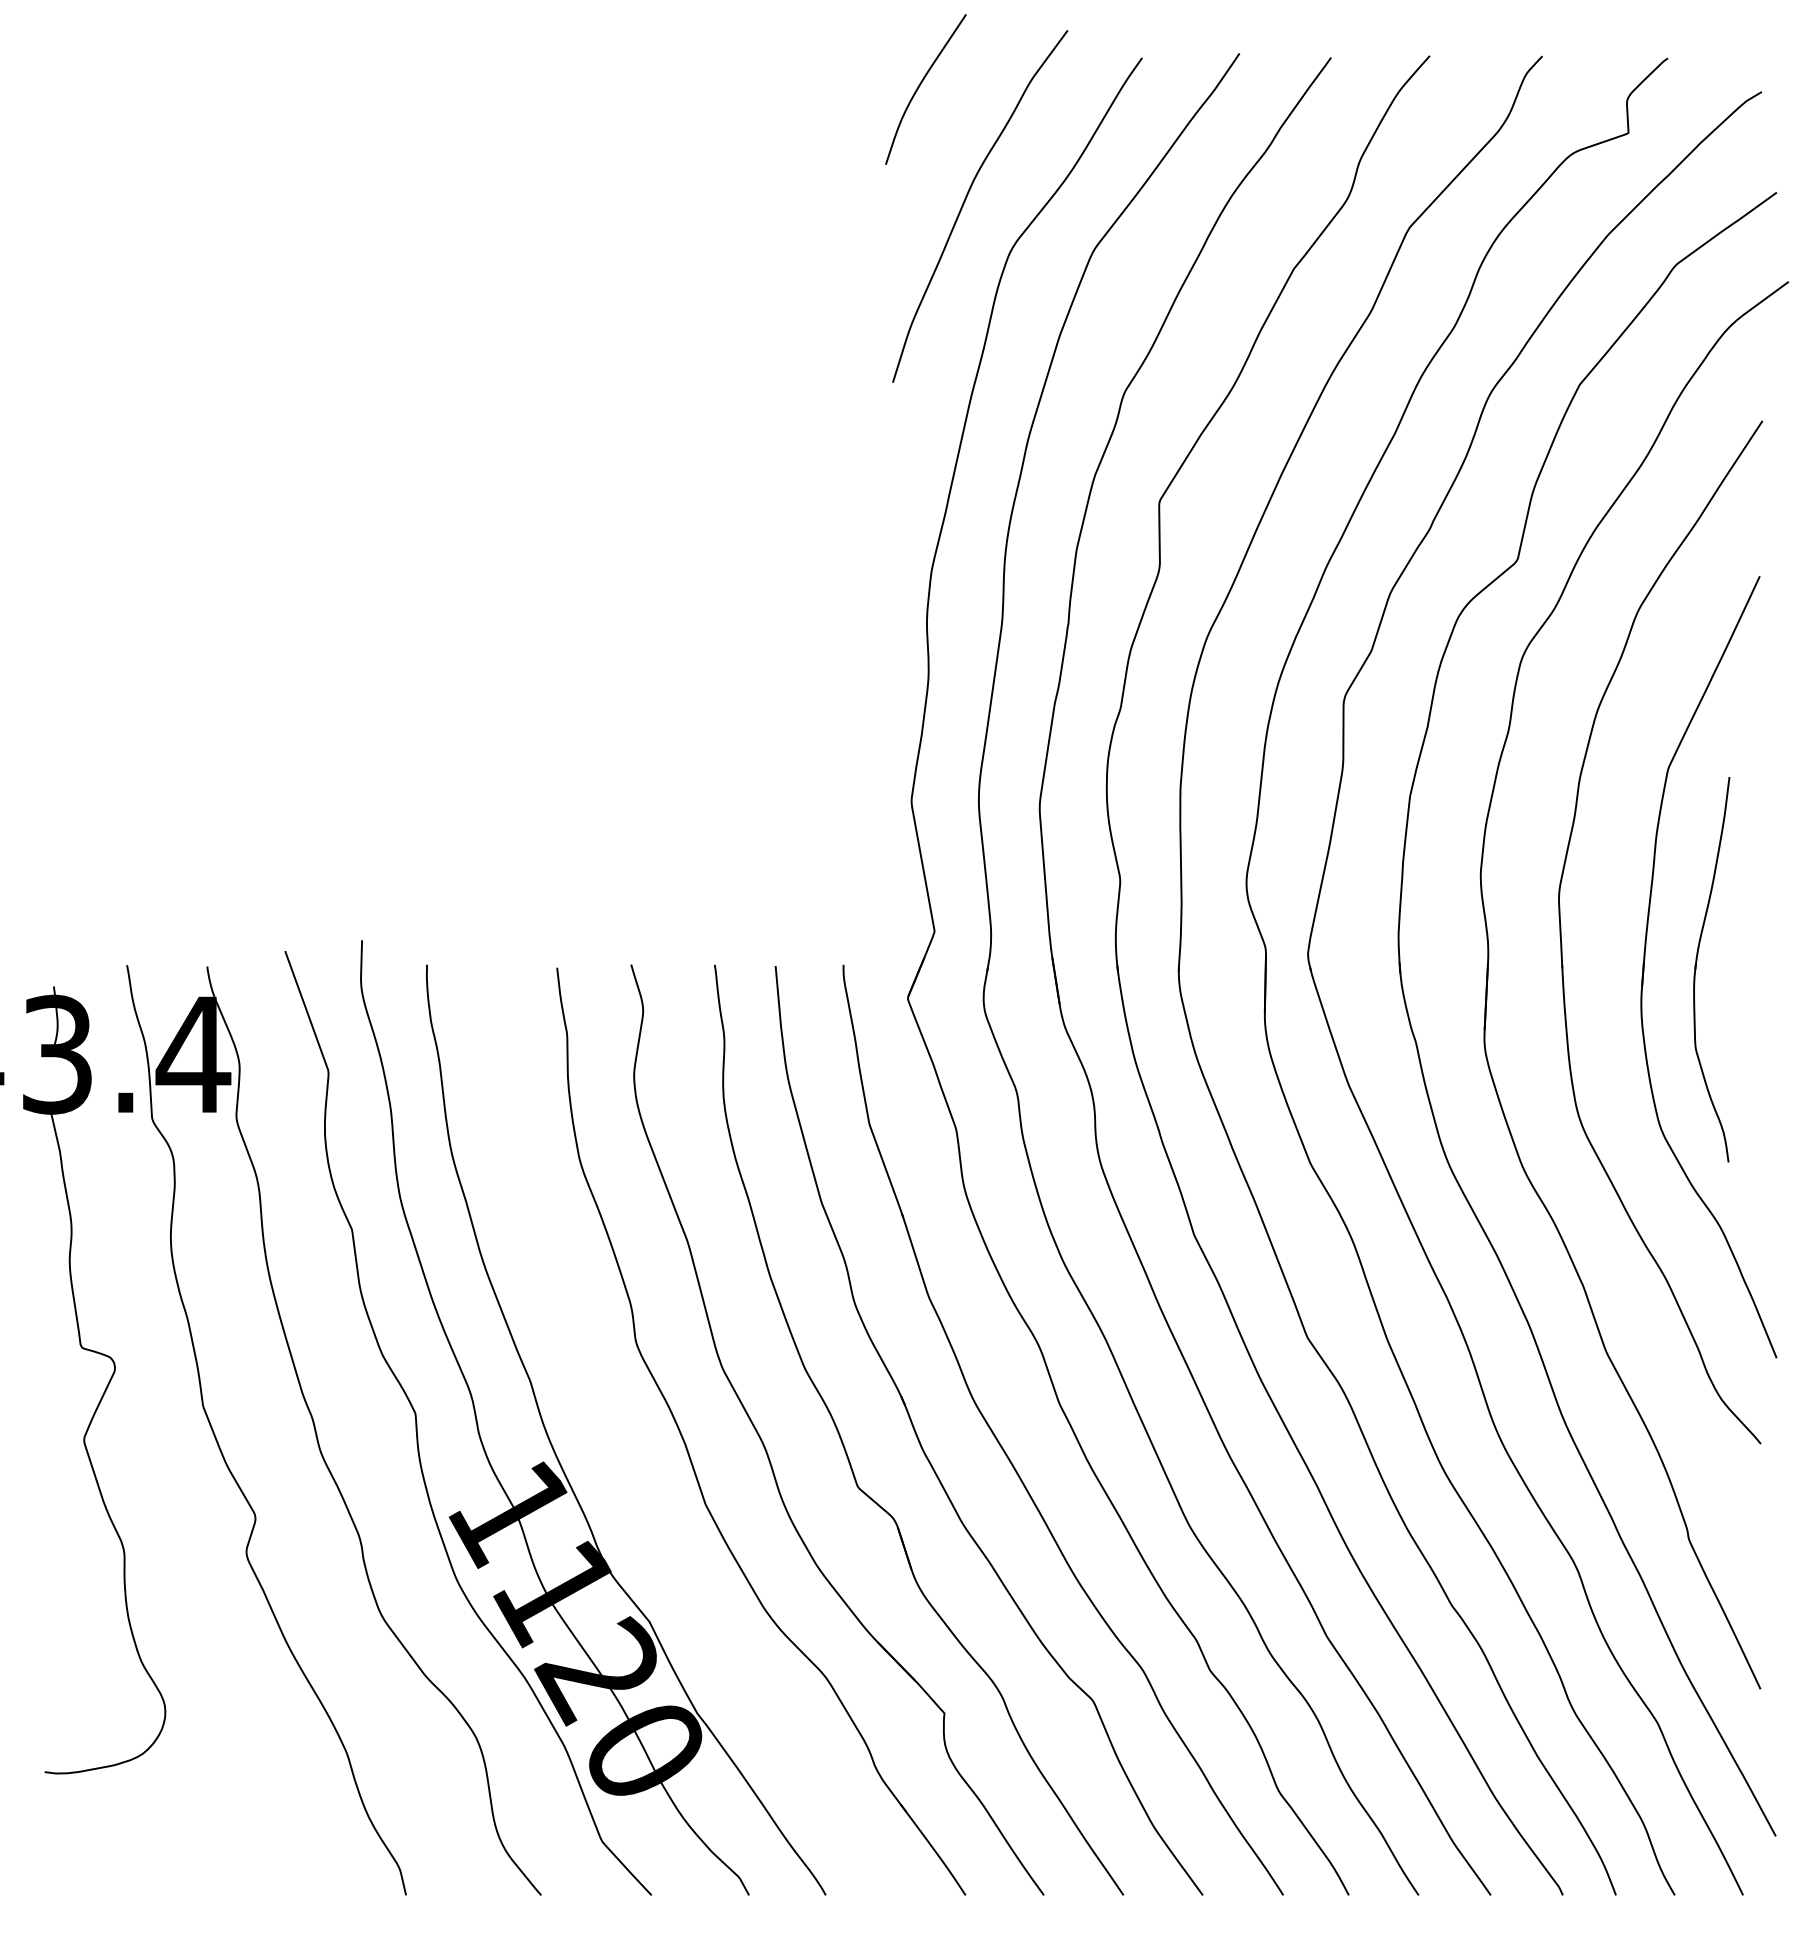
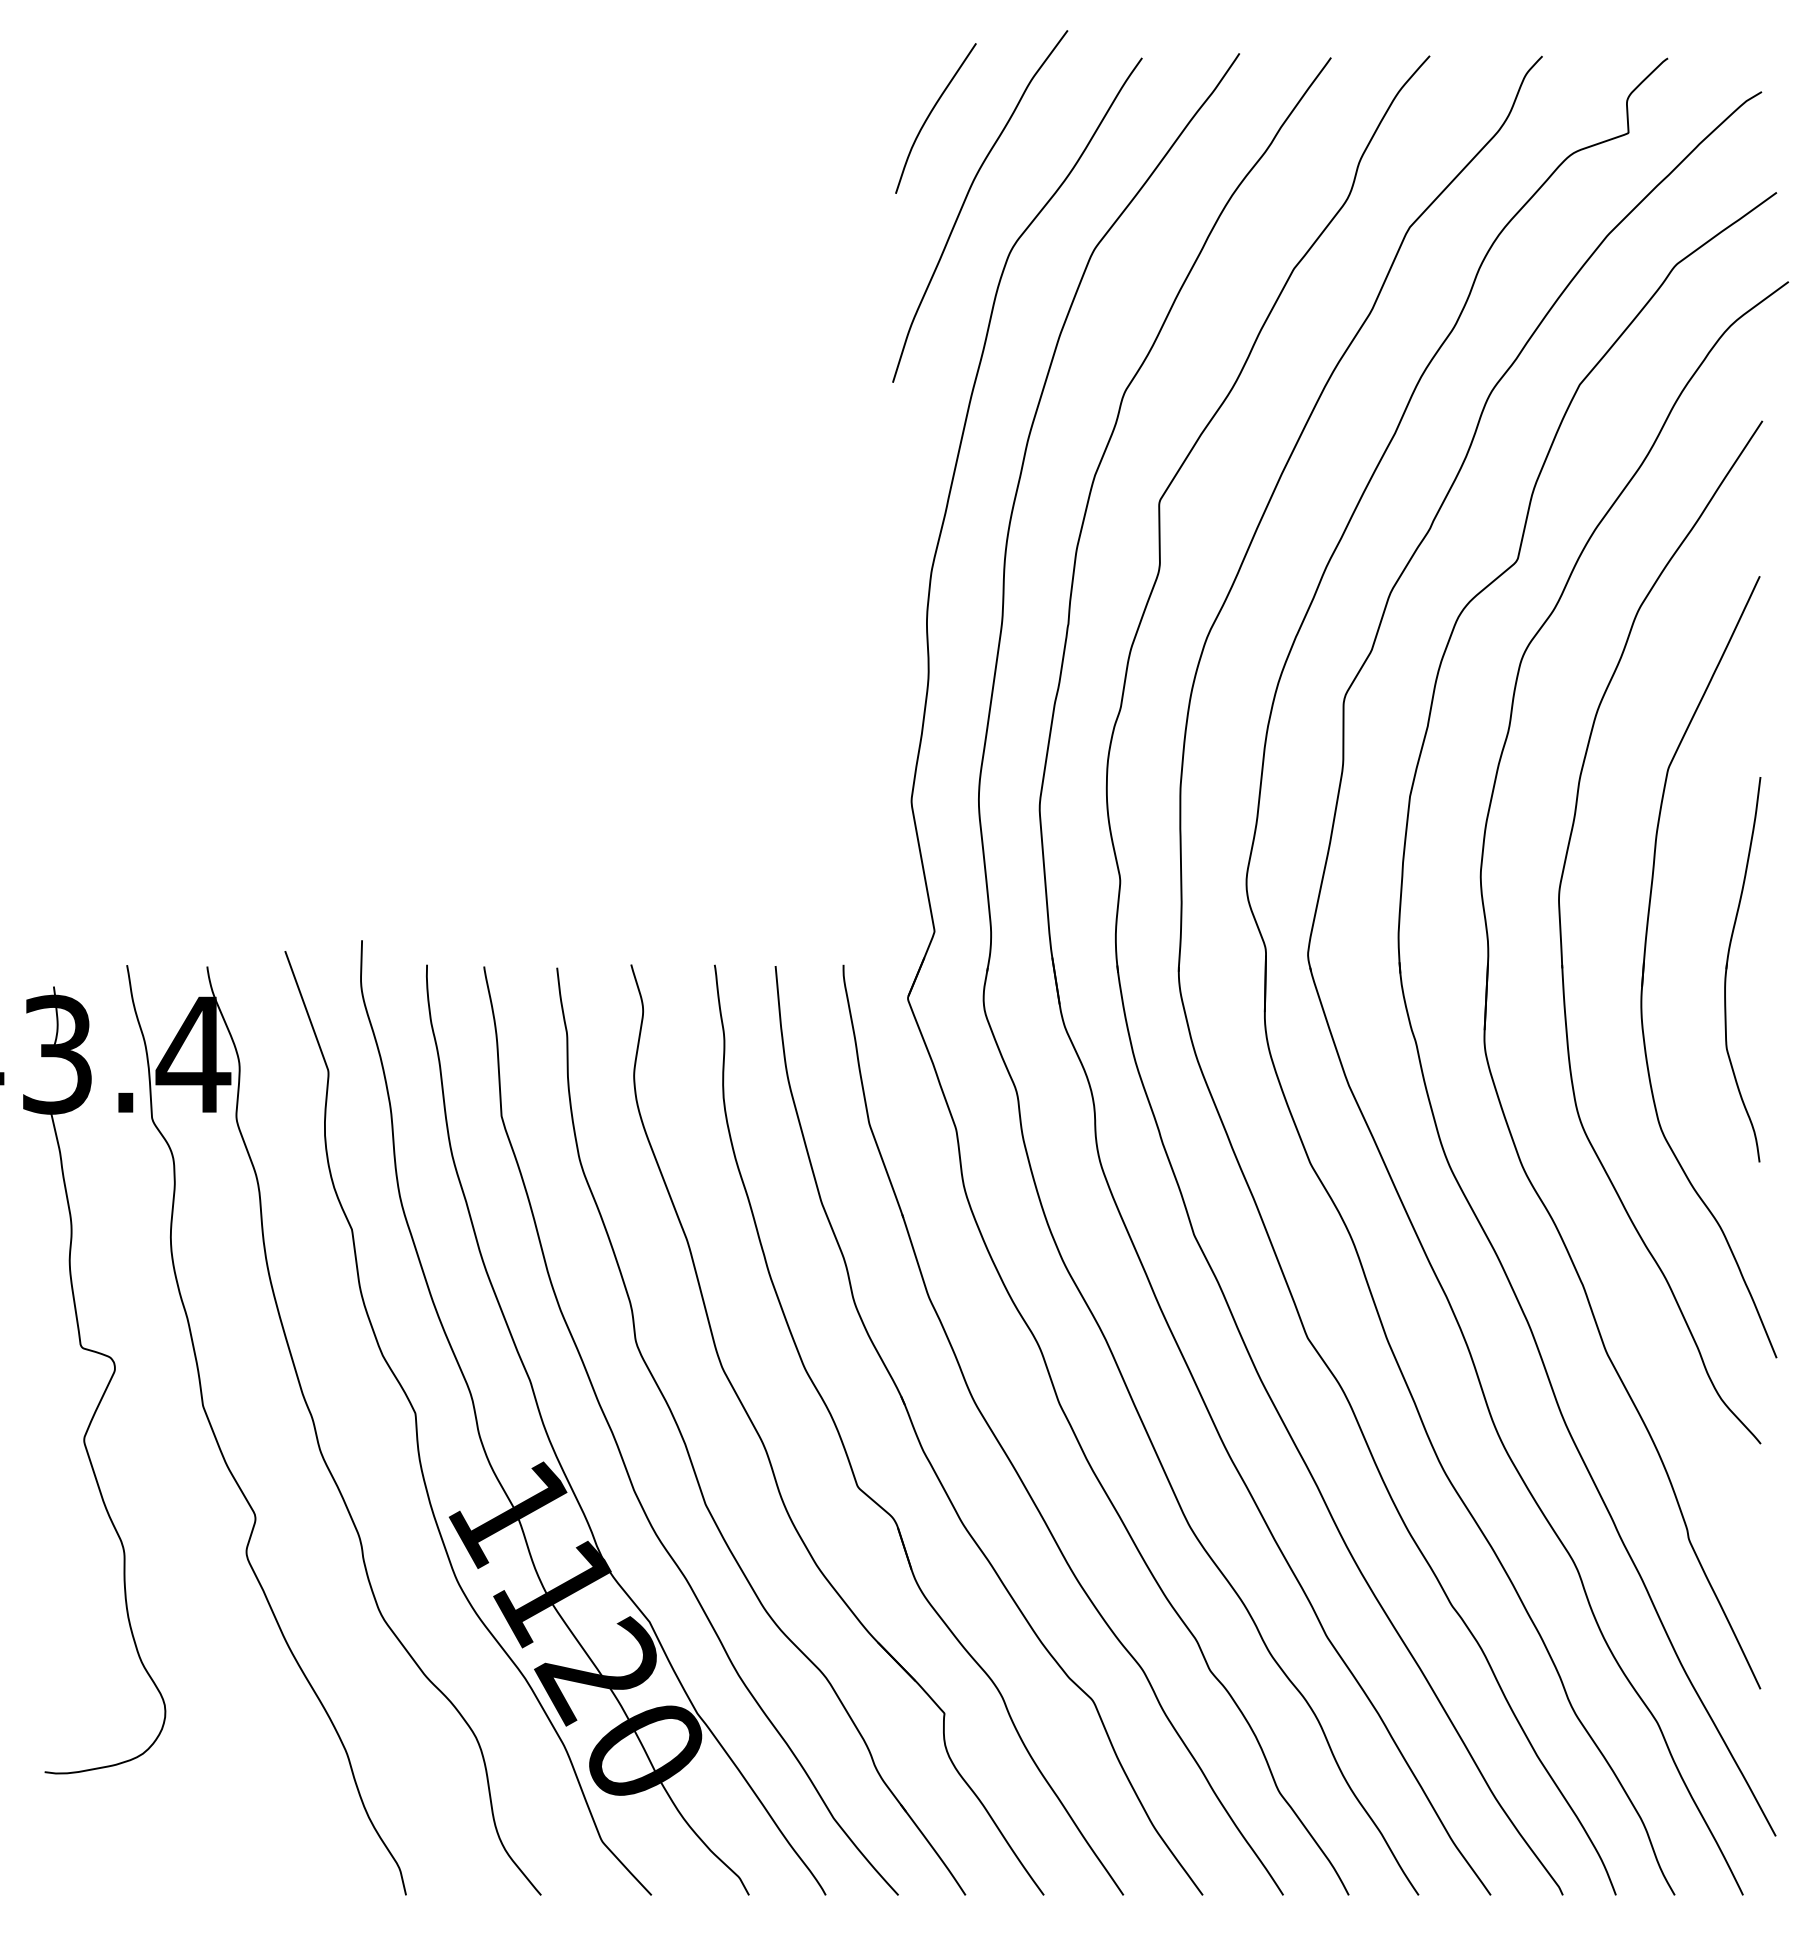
curve position: (920, 86) -> (930, 115) (930, 115)
part position: (1696, 969) -> (1727, 969) (1727, 969)
curve: none -> present (622, 1455)
